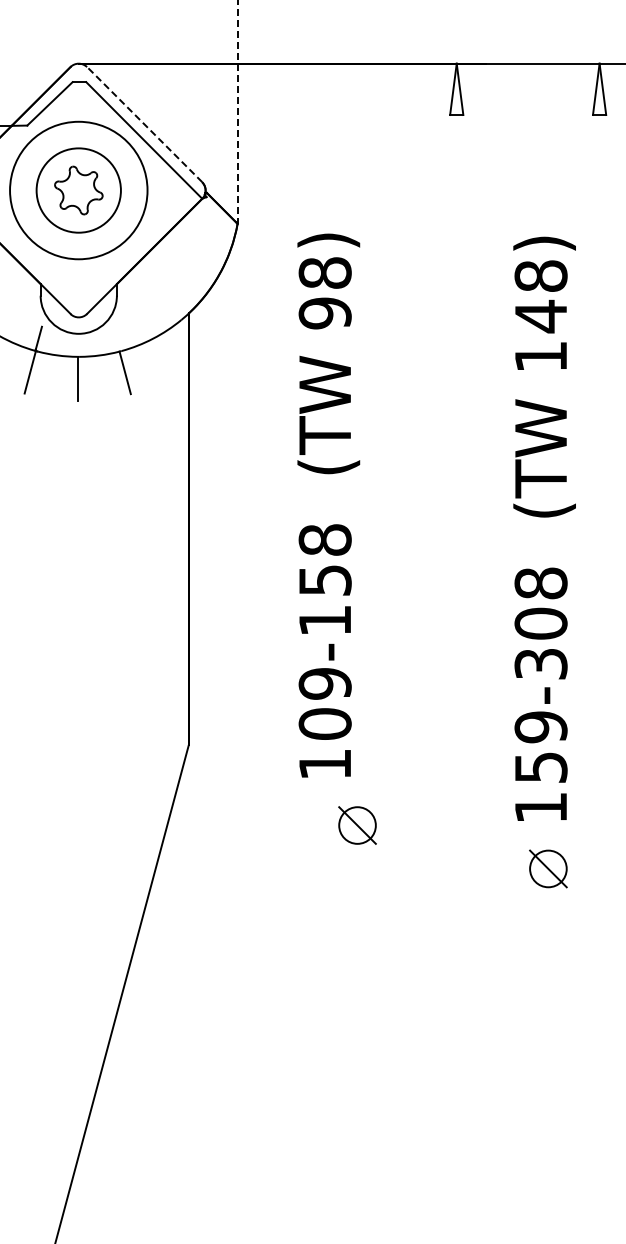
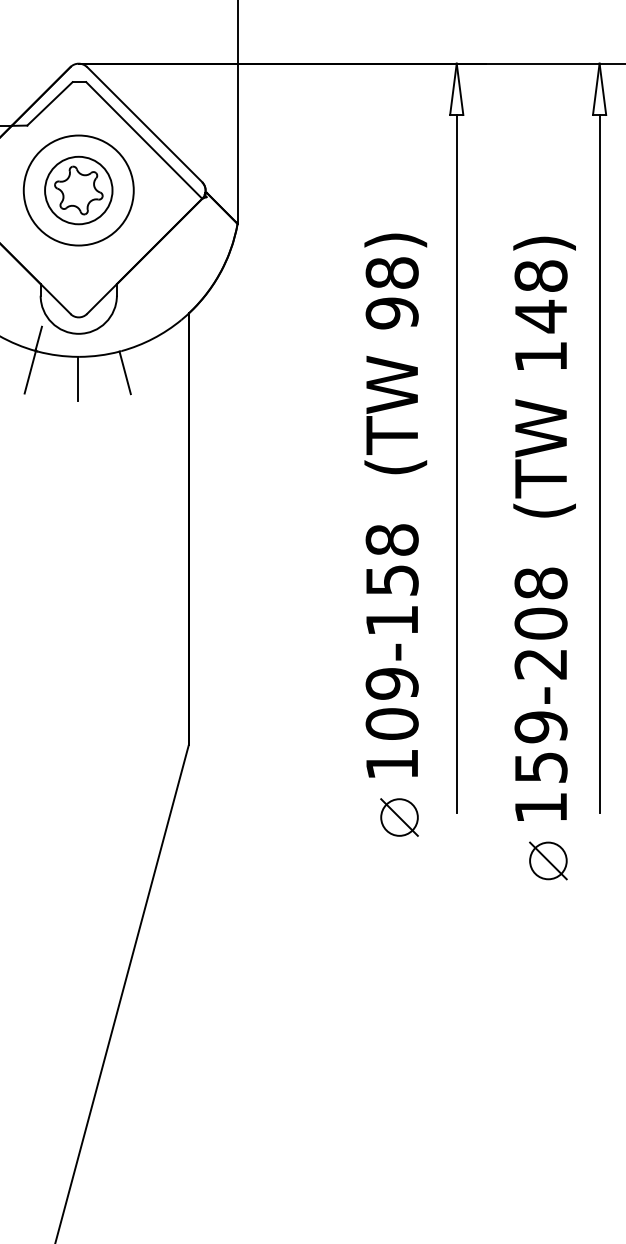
line: dashed -> solid (237, 112)
line: dashed -> solid (144, 124)
circle diameter: 137 px -> 110 px (78, 190)
circle diameter: 84 px -> 67 px (78, 190)
line: none -> present (456, 464)
line: none -> present (599, 464)
text position: (328, 505) -> (395, 505) (395, 505)
text: 159-308 -> 159-208 (540, 664)
part position: (357, 825) -> (399, 817) (399, 817)
part position: (548, 868) -> (548, 860) (548, 860)
